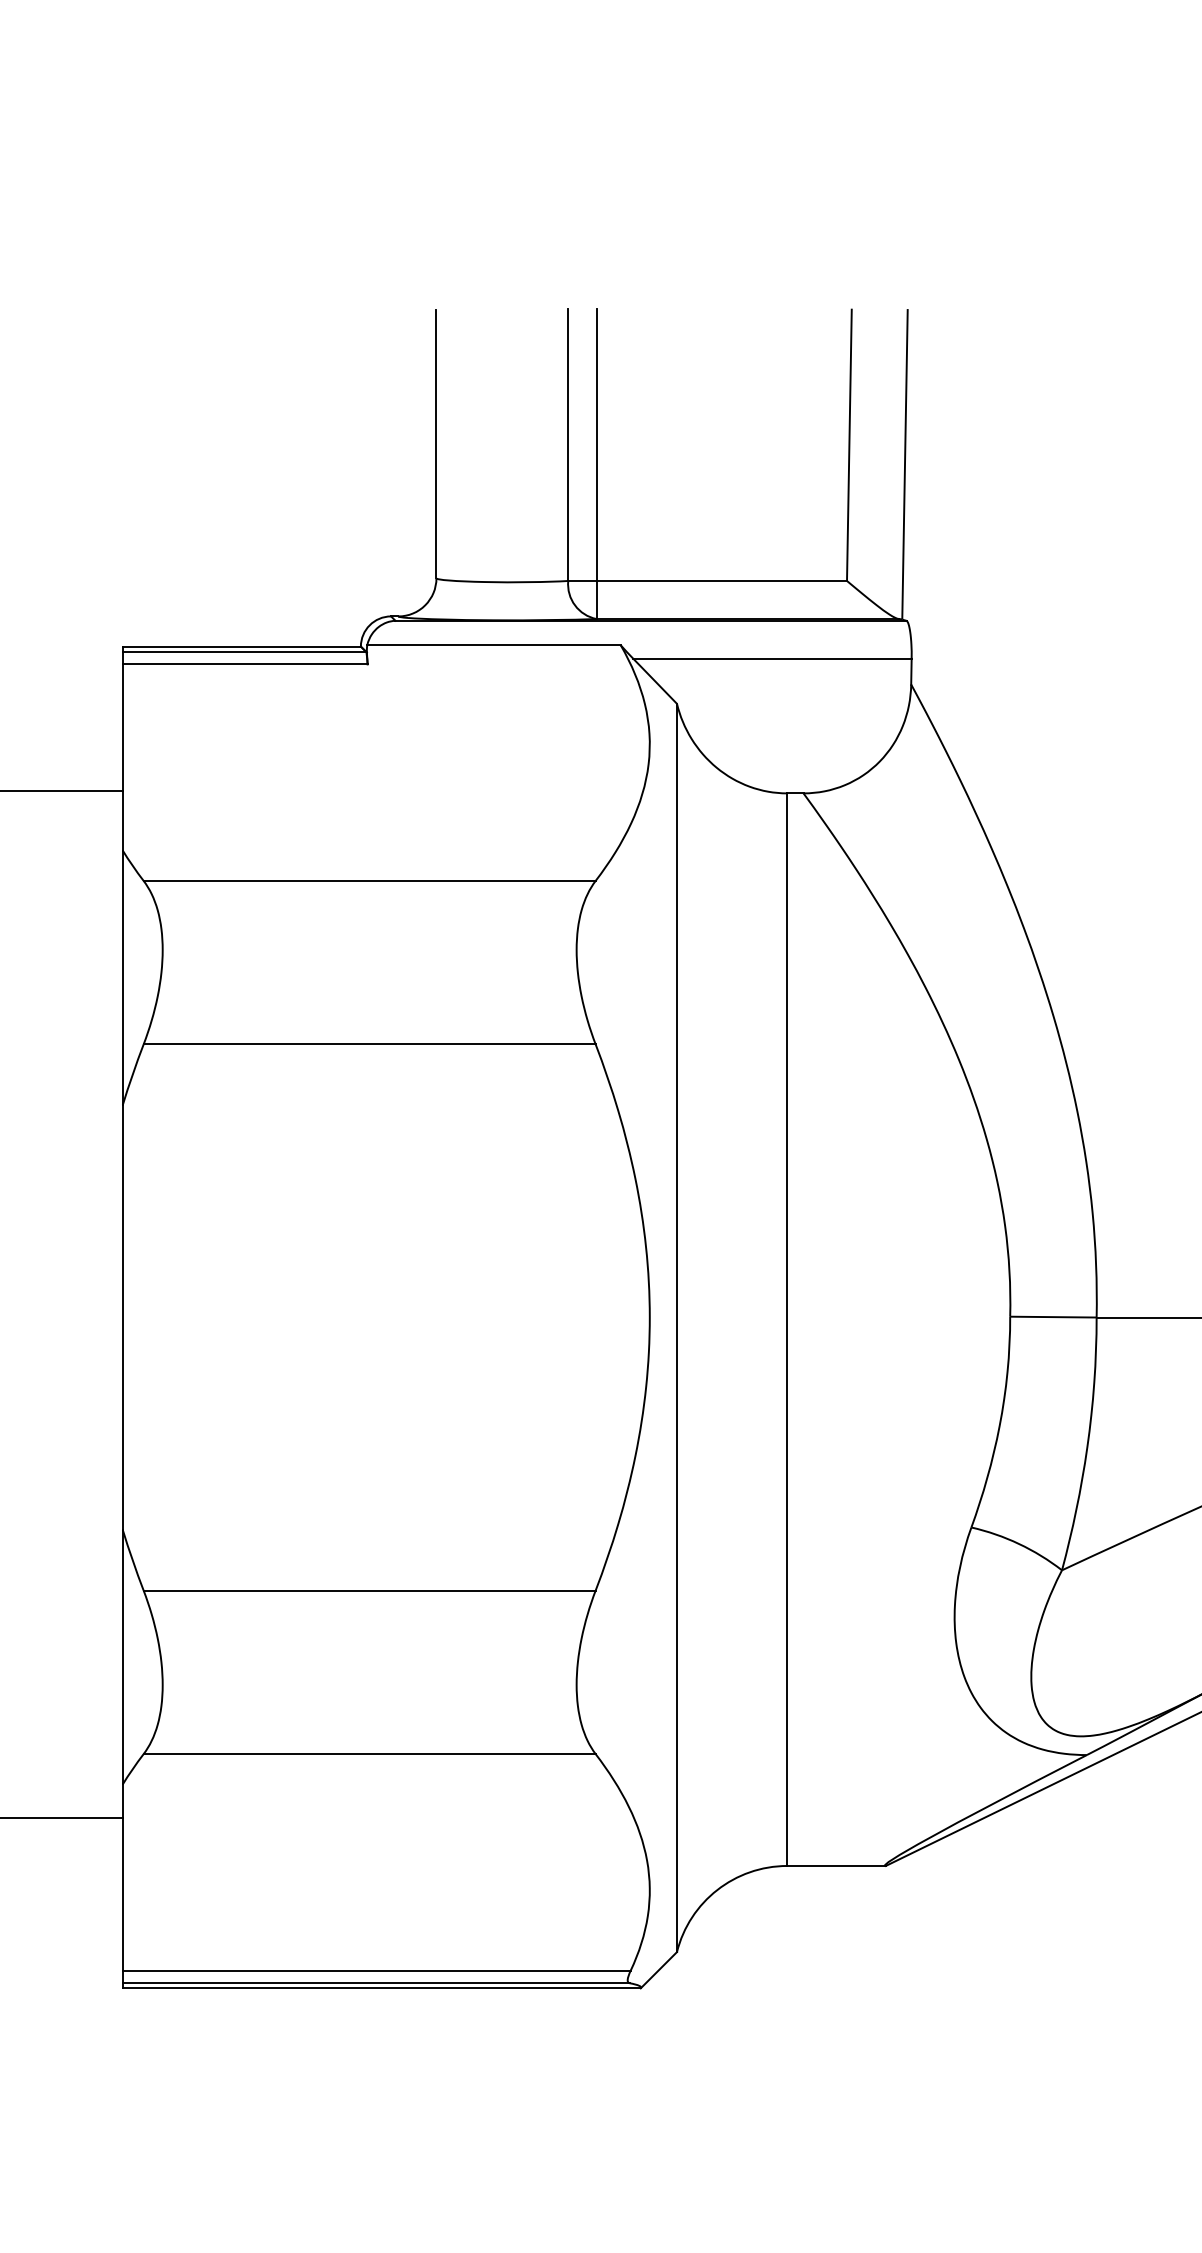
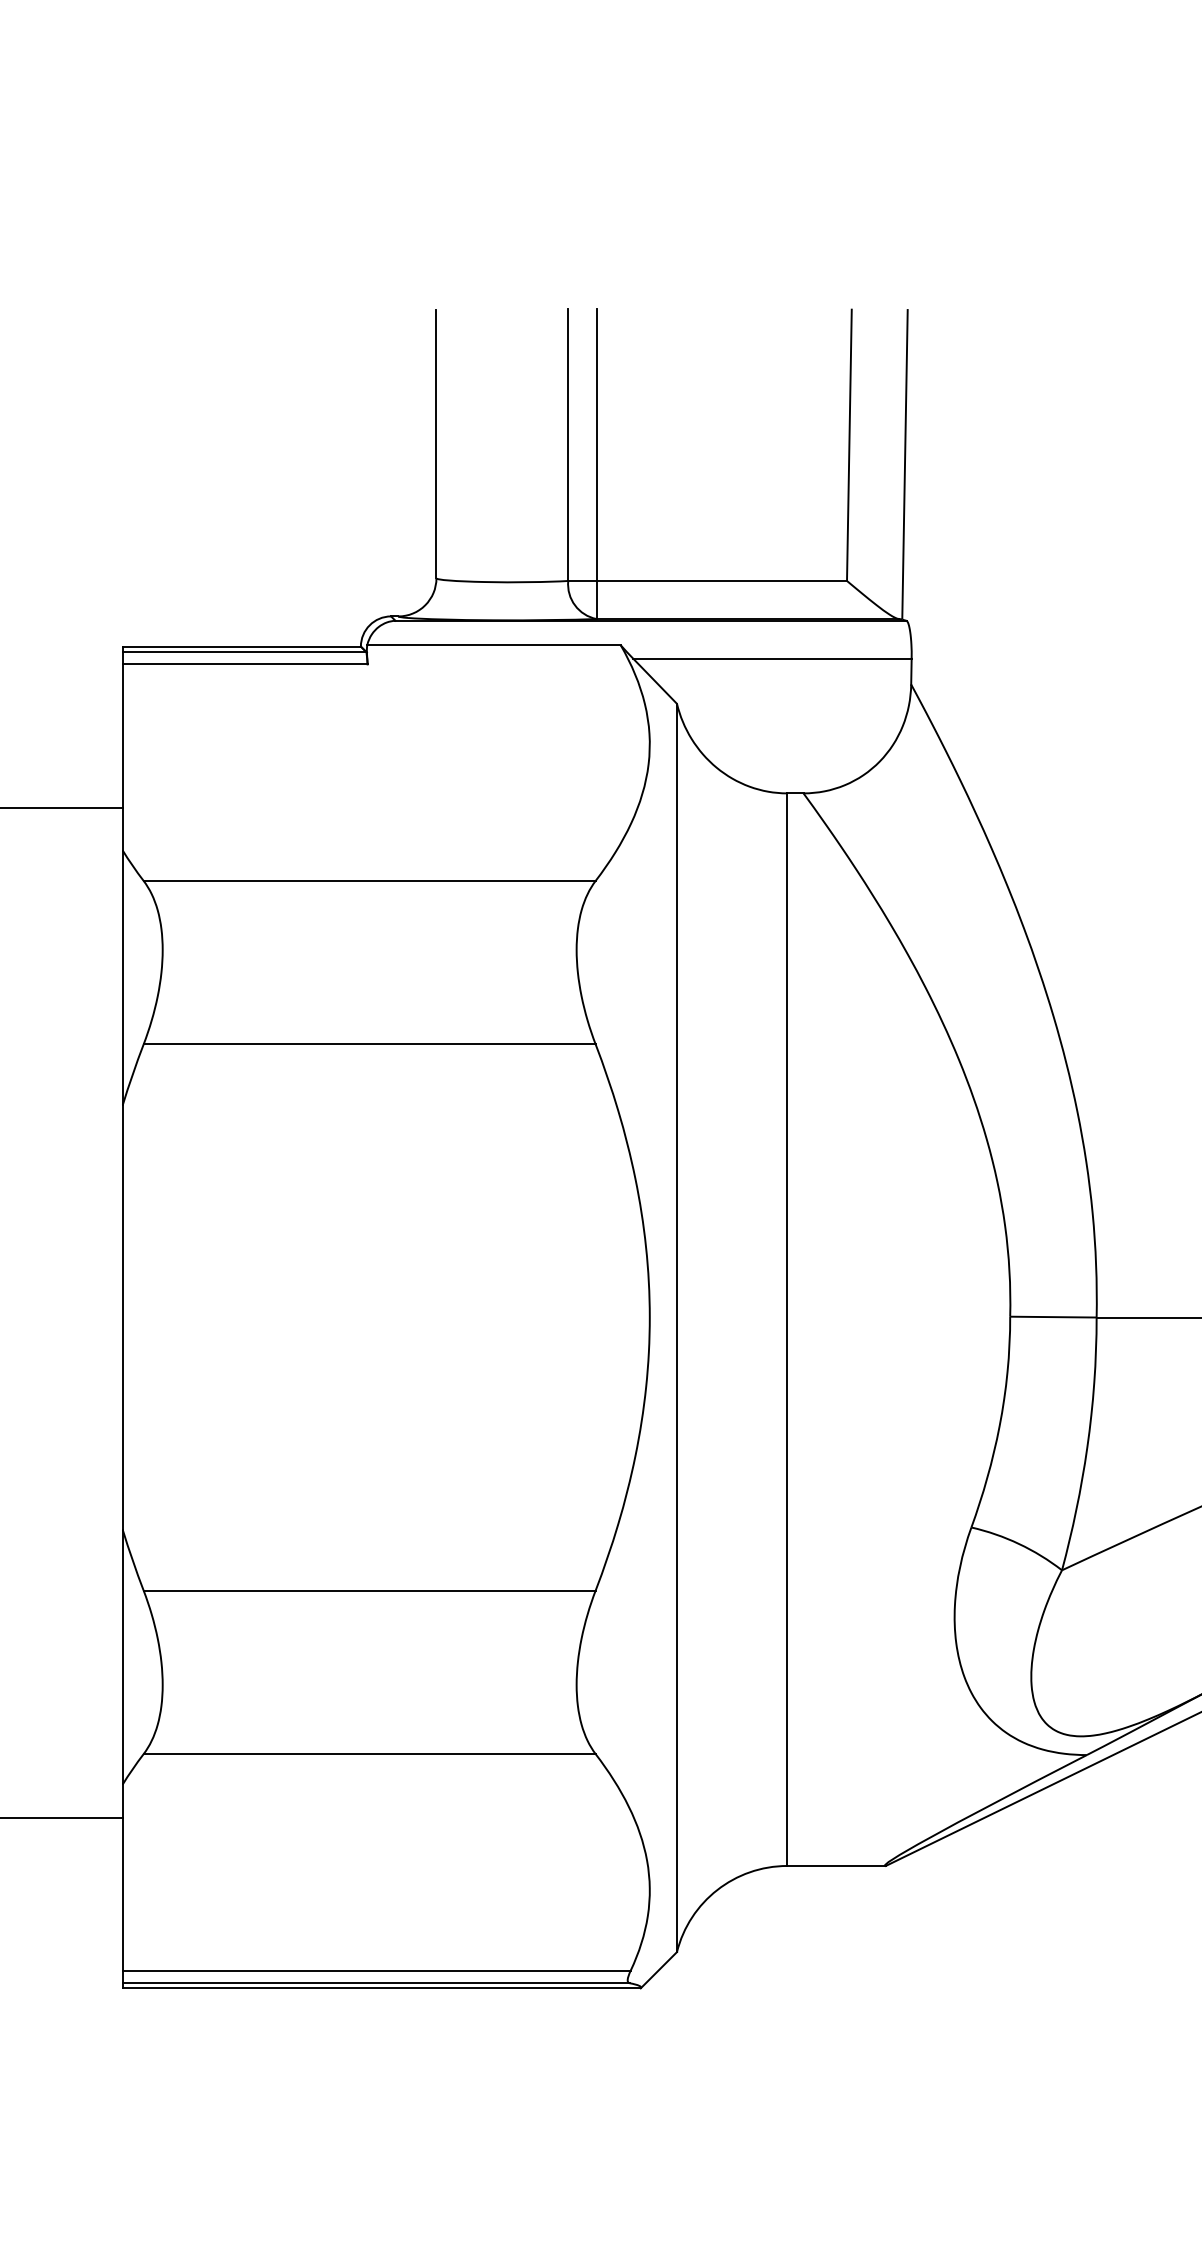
line position: (62, 791) -> (62, 808) (62, 808)
